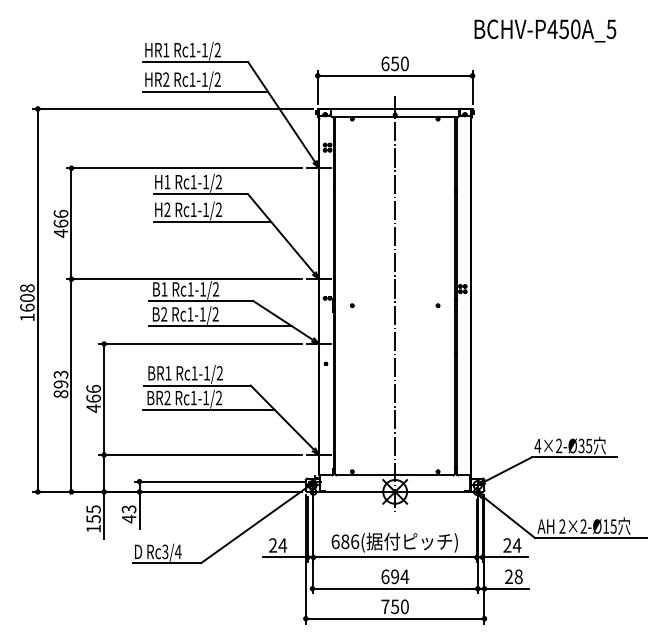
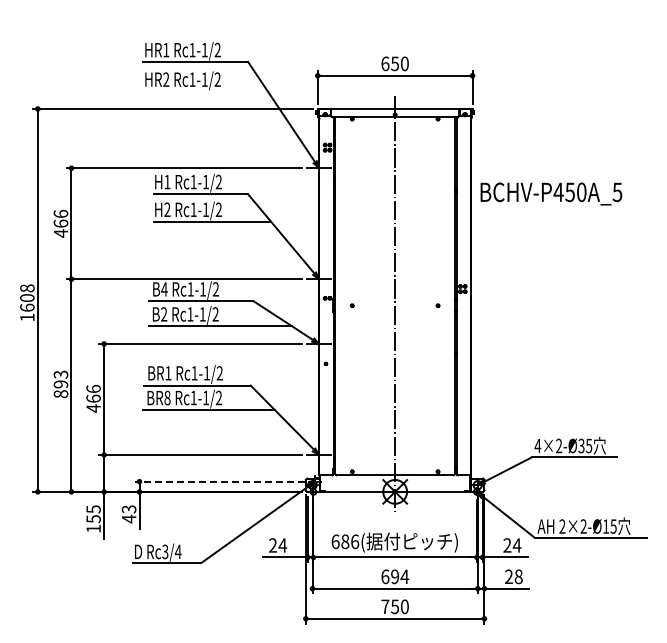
text position: (545, 30) -> (551, 193) (551, 193)
line: present -> none (205, 91)
text: B1 -> B4 (164, 289)
text: BR2 -> BR8 (167, 397)
line: solid -> dashed (219, 481)
